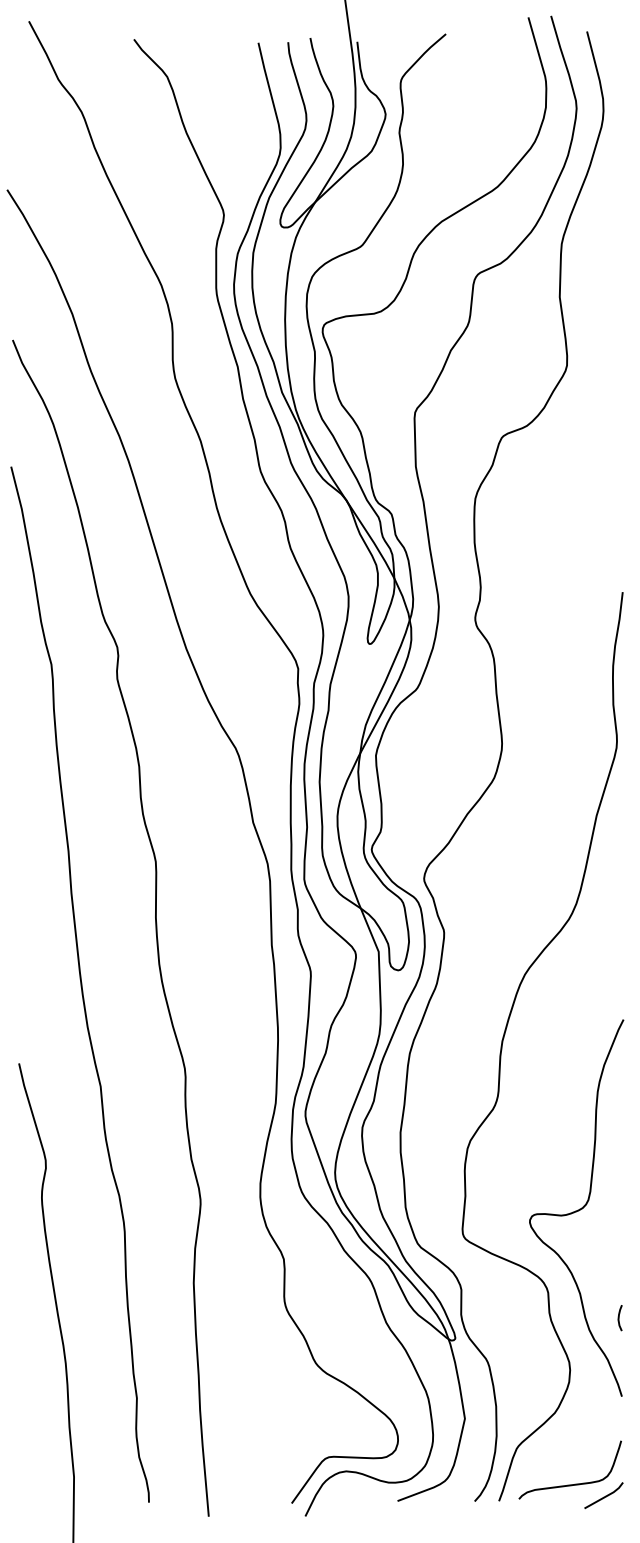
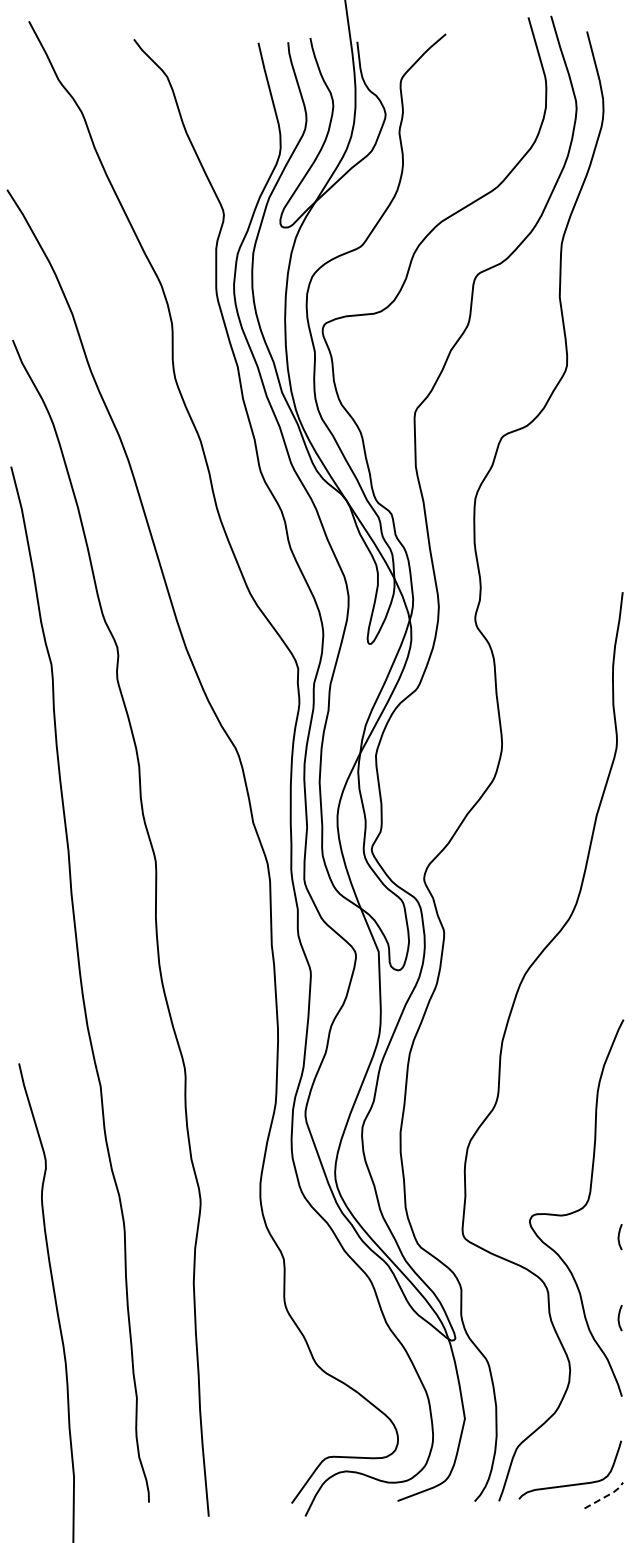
curve: none -> present (619, 1237)
line: solid -> dashed (605, 1496)
